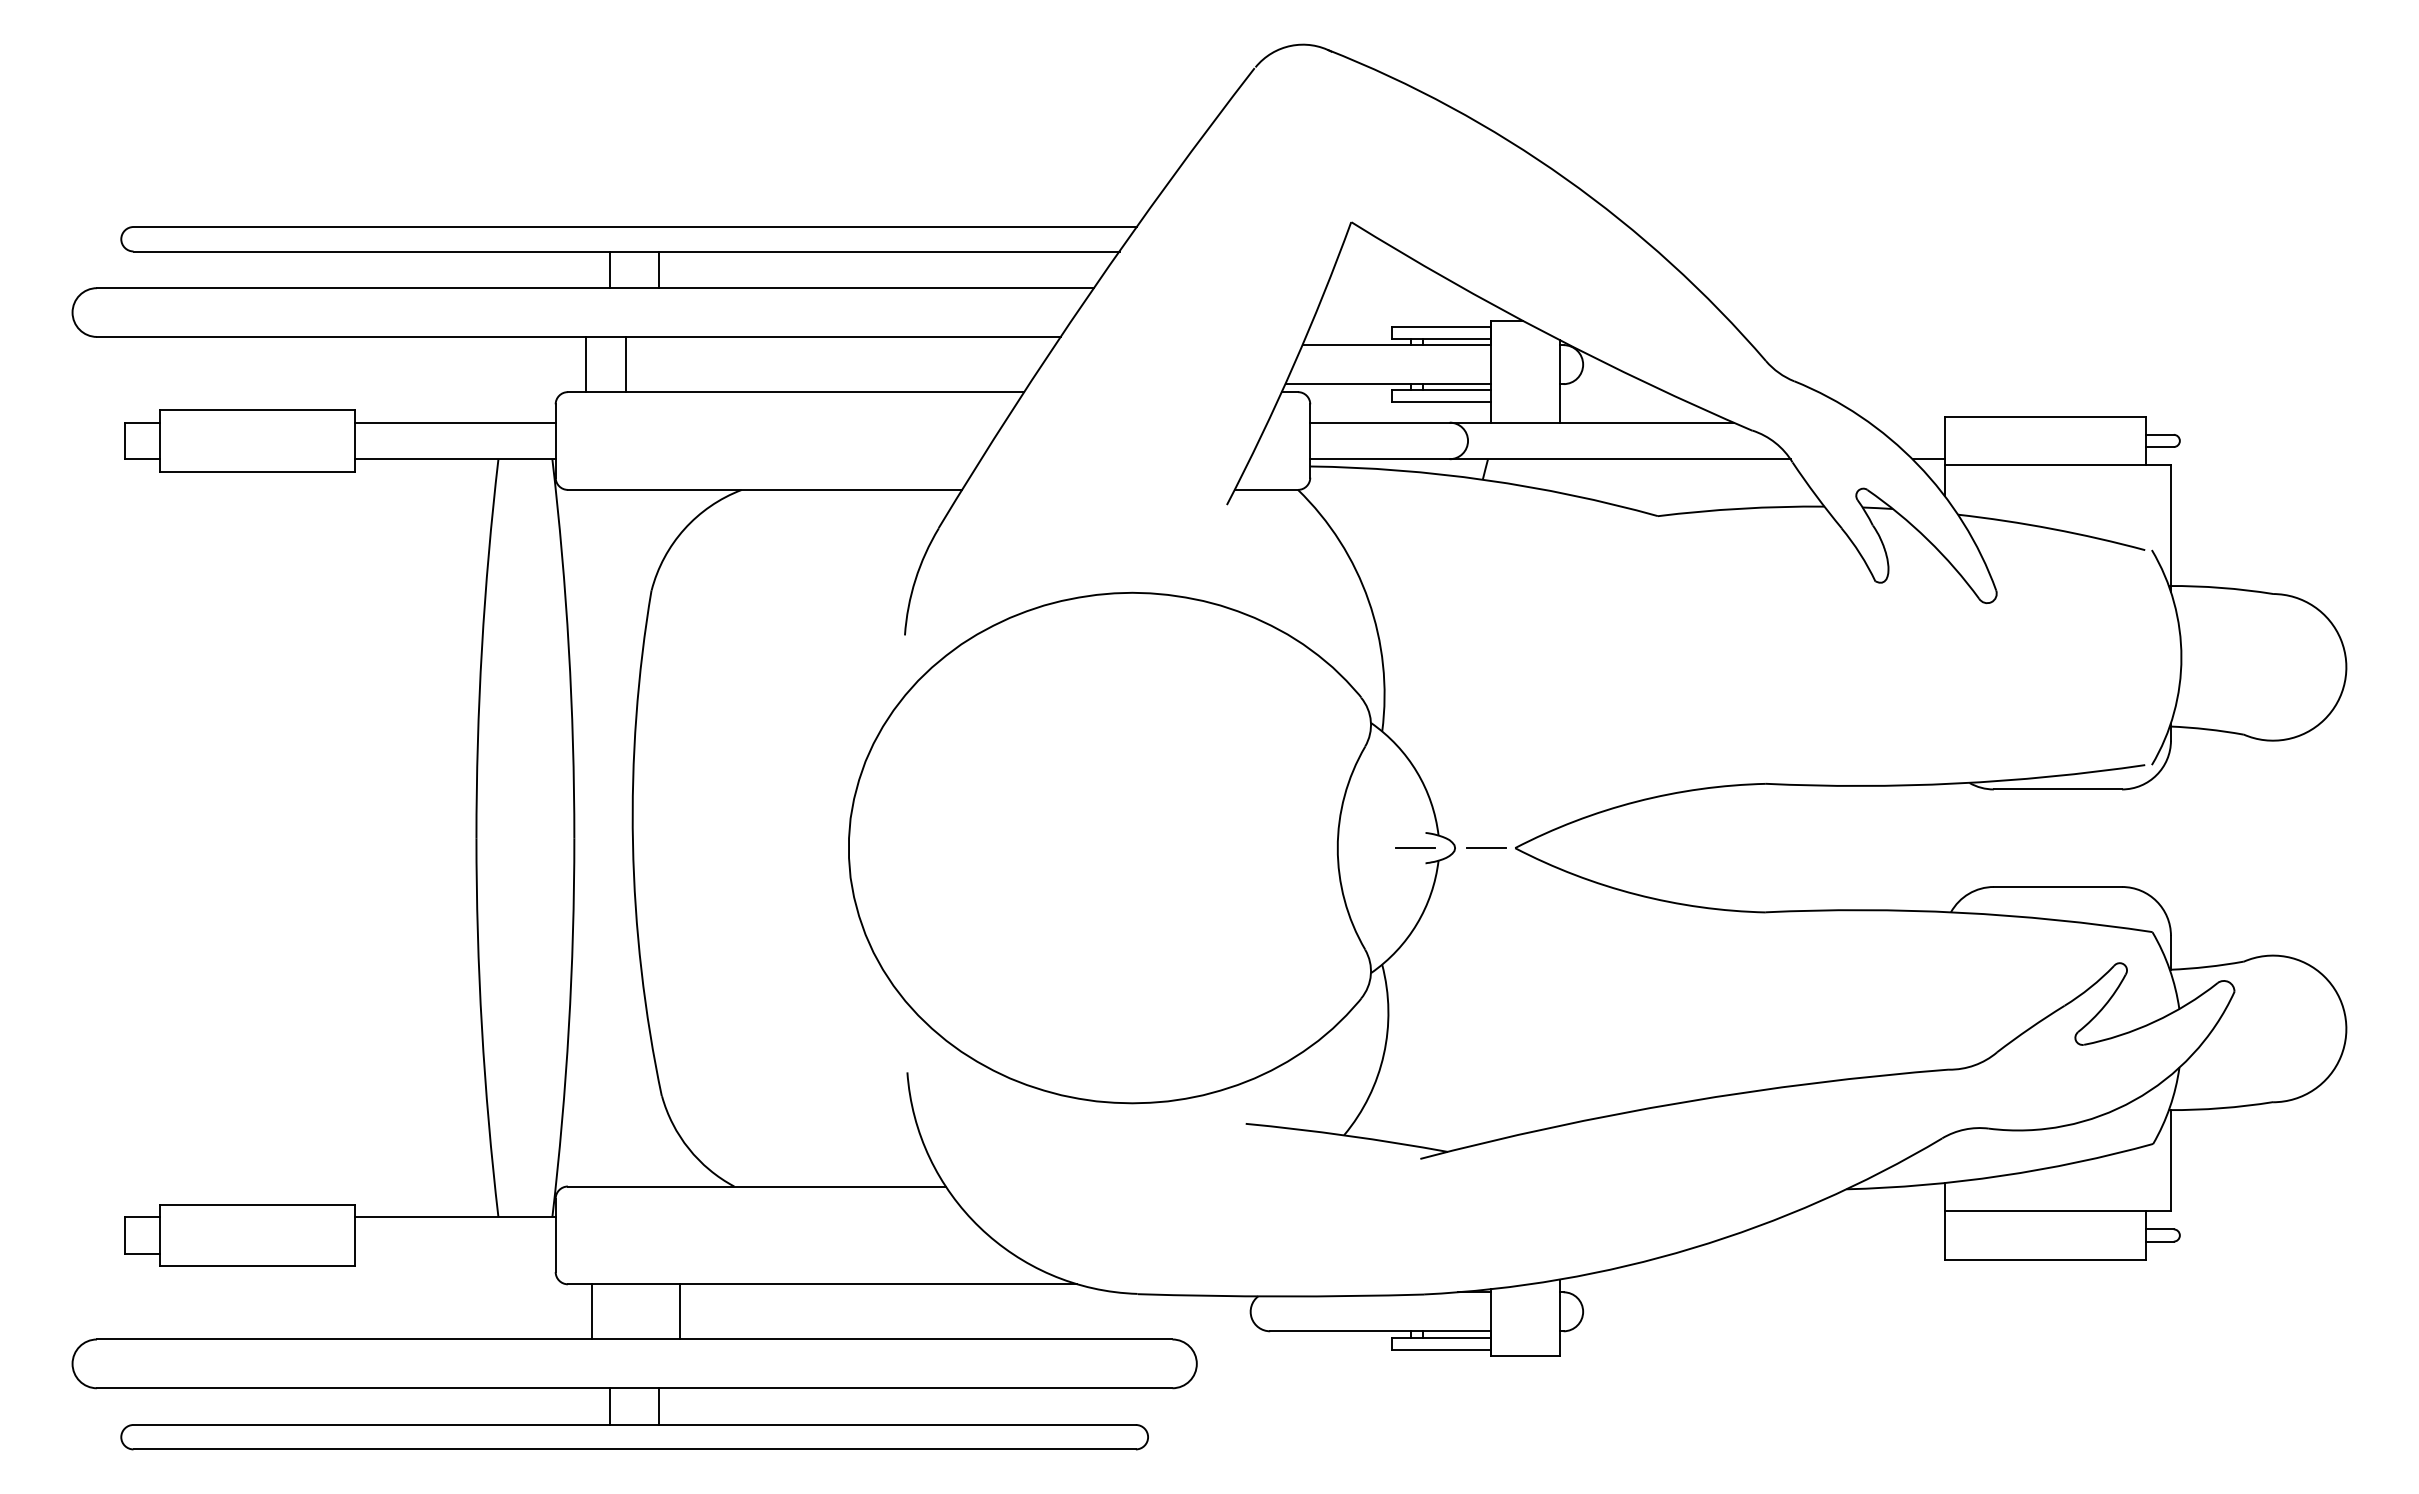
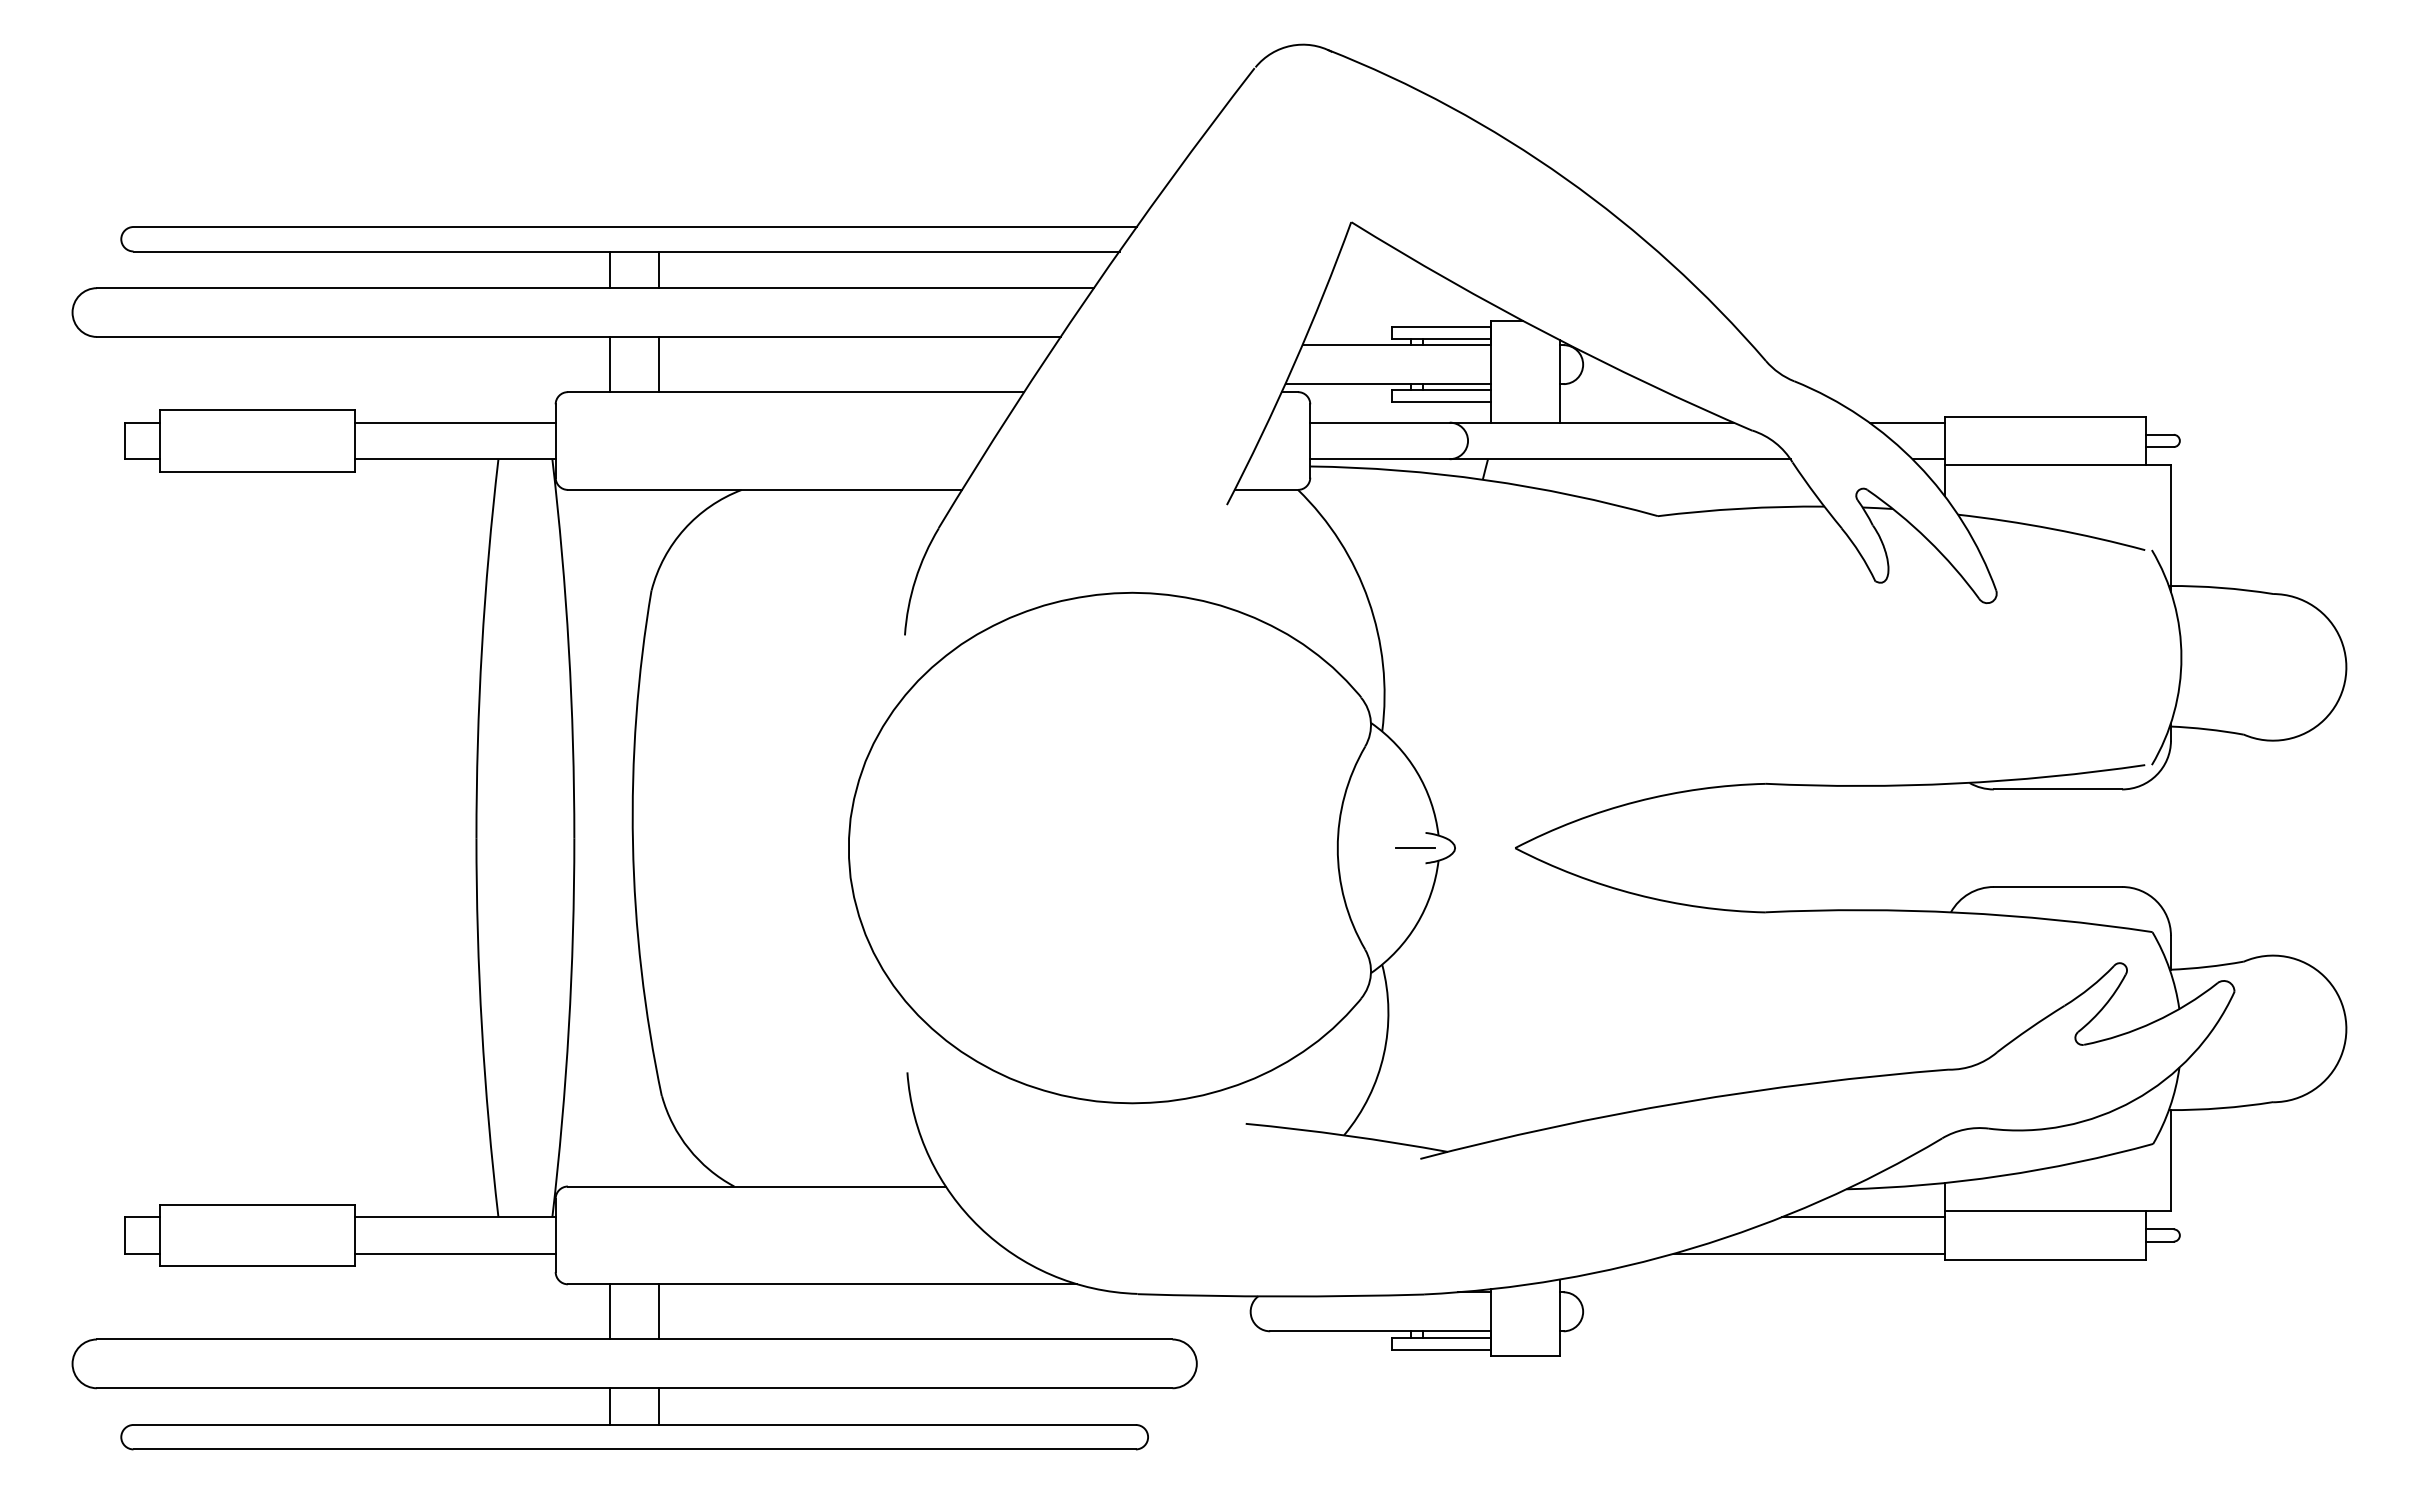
line position: (586, 364) -> (610, 364) (610, 364)
line position: (626, 364) -> (659, 364) (659, 364)
line: none -> present (1906, 422)
line: present -> none (1486, 847)
line: none -> present (1863, 1217)
line: none -> present (454, 1253)
line: none -> present (1808, 1253)
line position: (592, 1311) -> (610, 1311) (610, 1311)
line position: (680, 1311) -> (659, 1311) (659, 1311)
